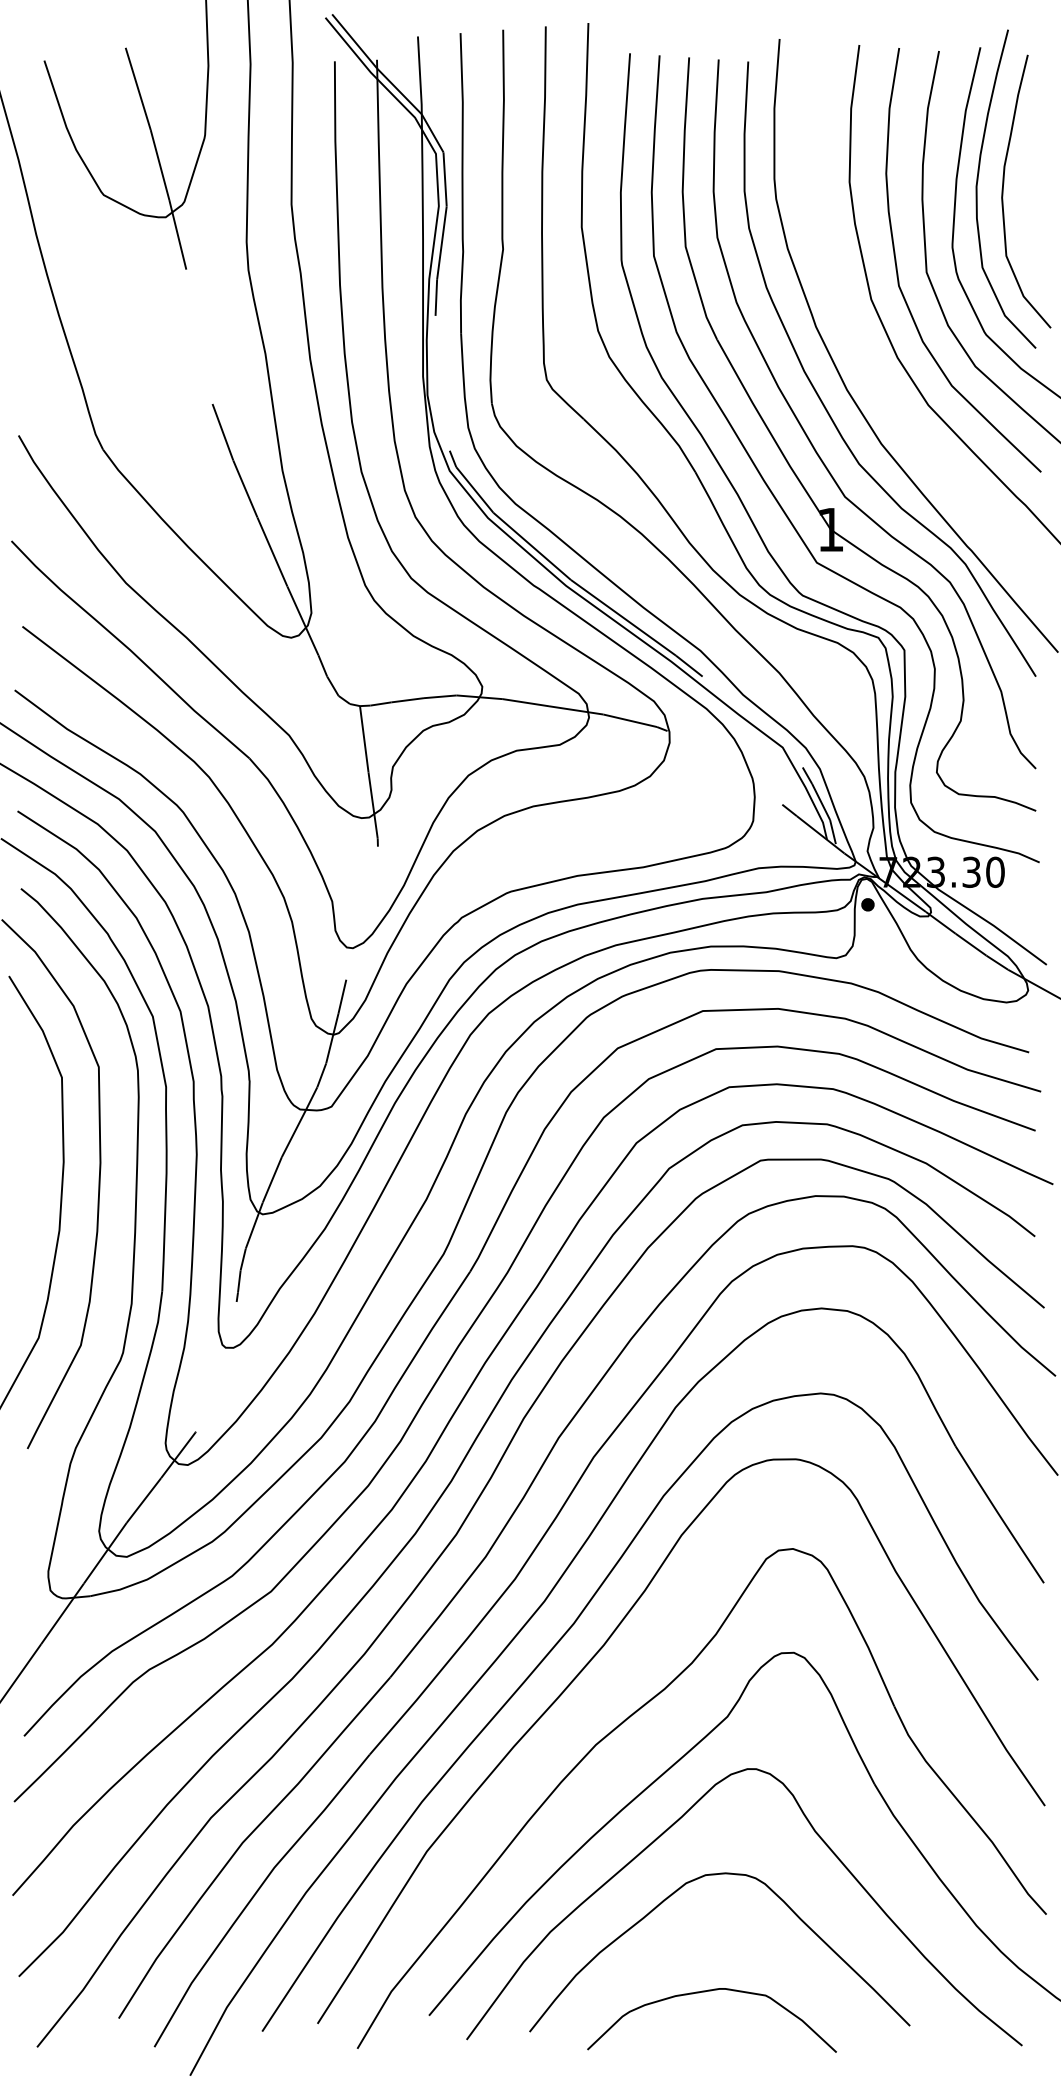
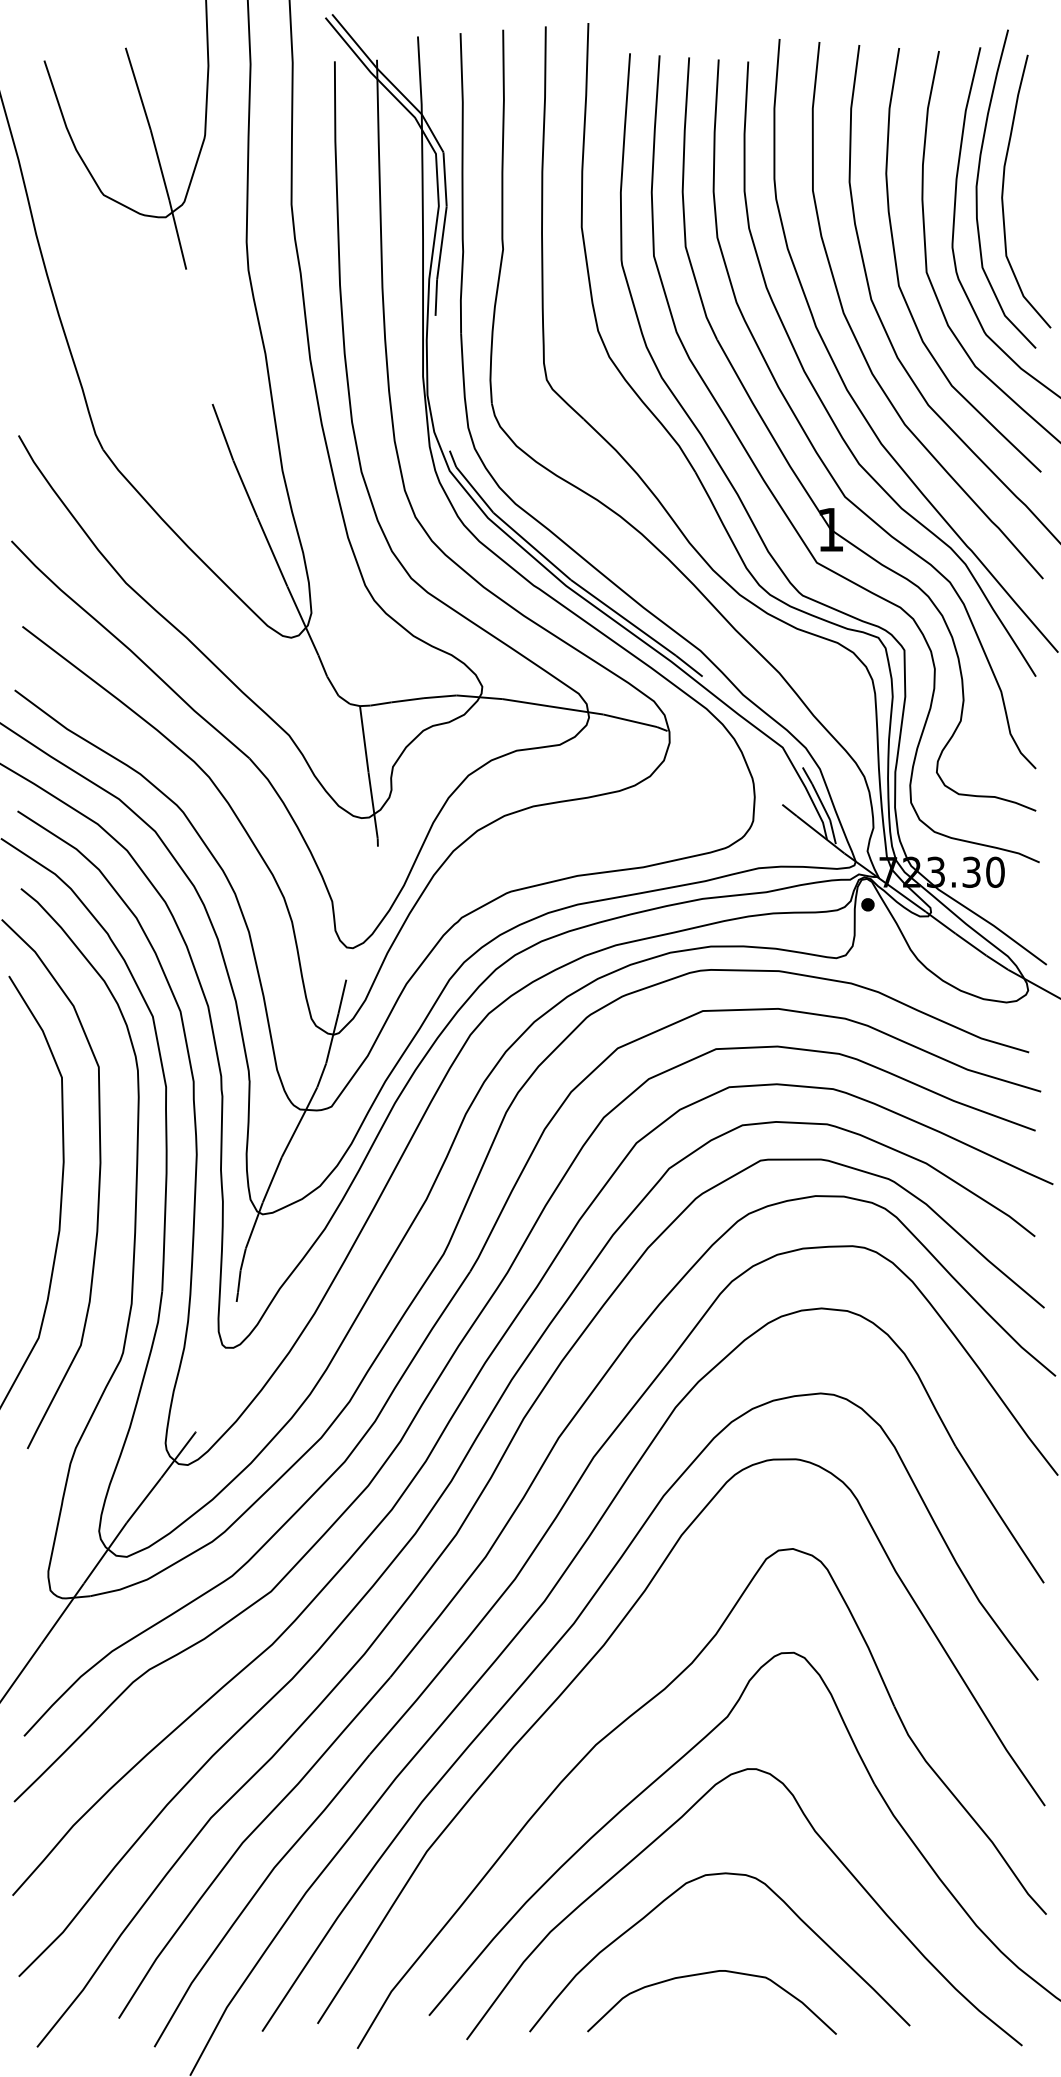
curve: none -> present (858, 341)
curve position: (705, 1992) -> (705, 1974) (705, 1974)
